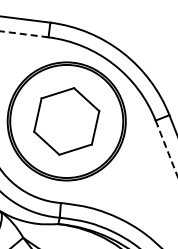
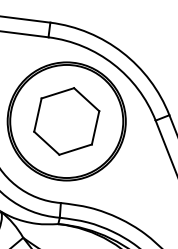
line: dashed -> solid (23, 34)
line: dashed -> solid (166, 148)
